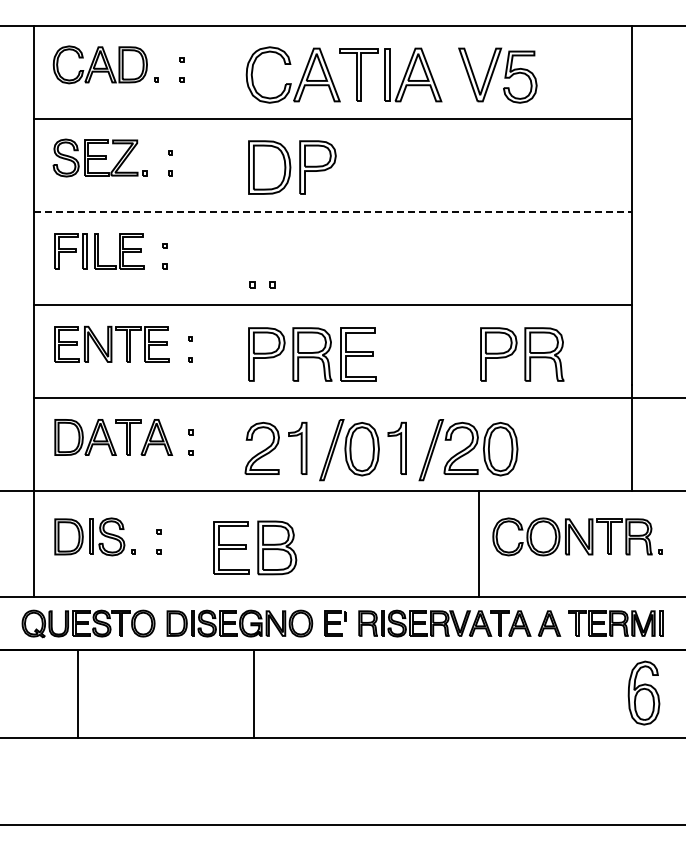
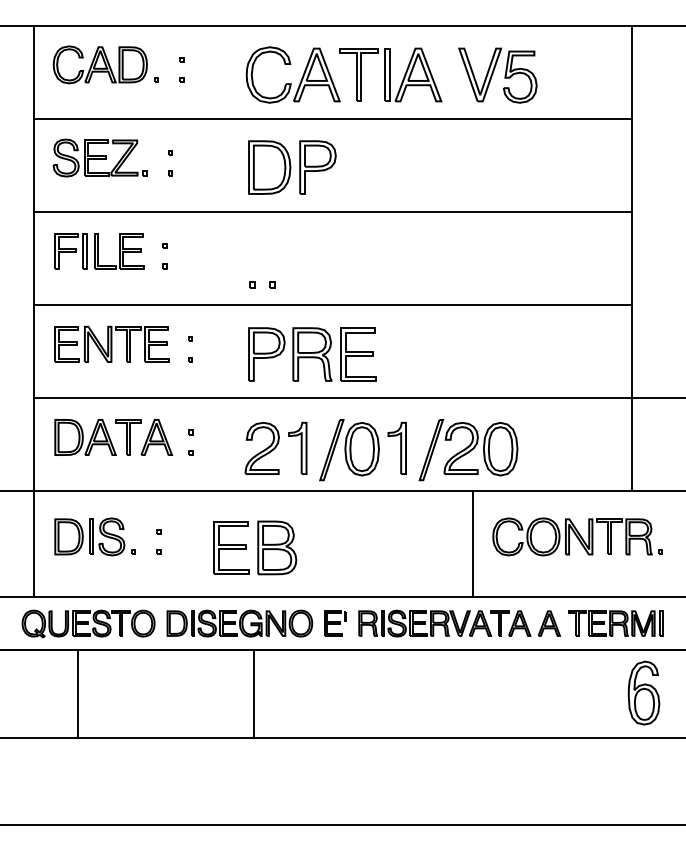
line: dashed -> solid (332, 211)
part: present -> none (522, 354)
line position: (479, 543) -> (473, 543) (473, 543)
